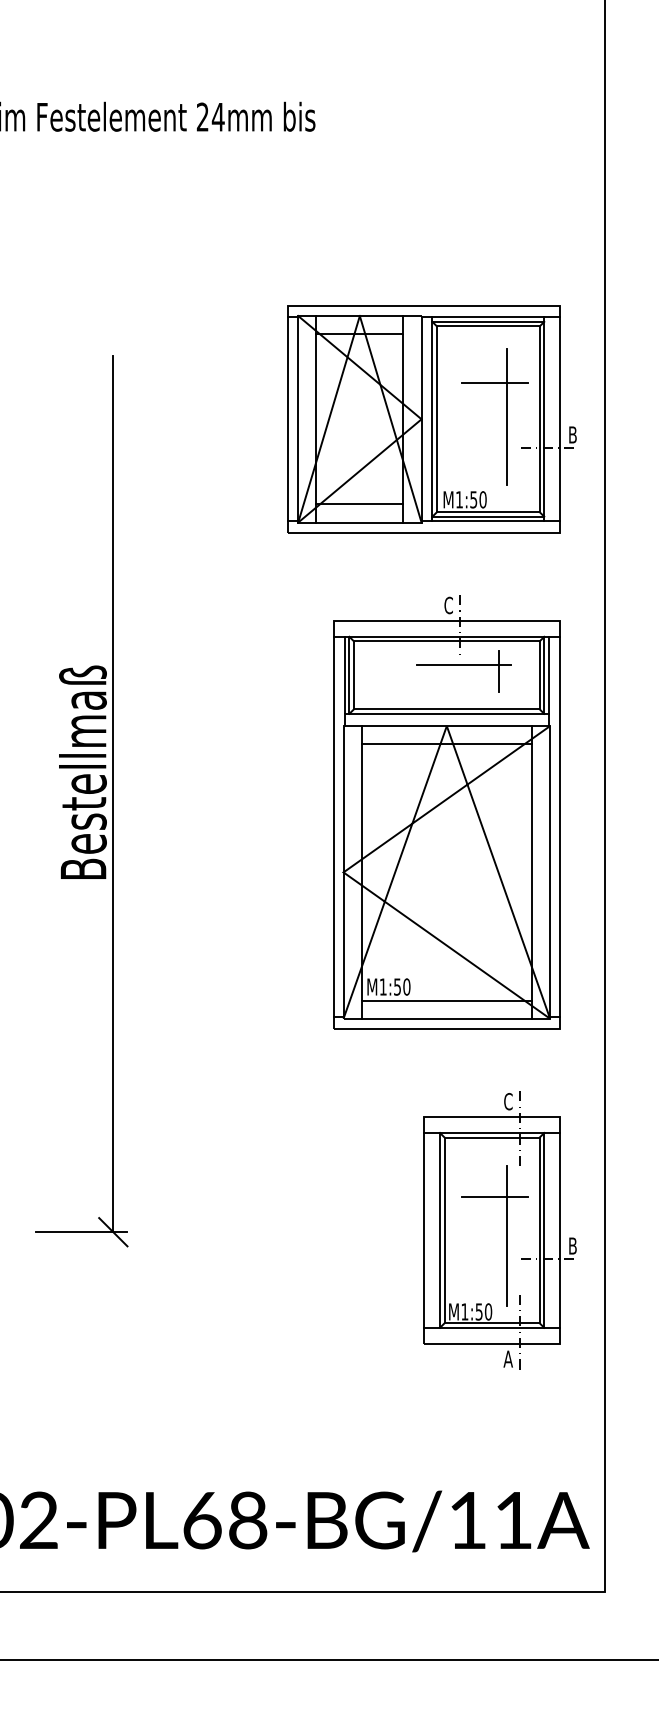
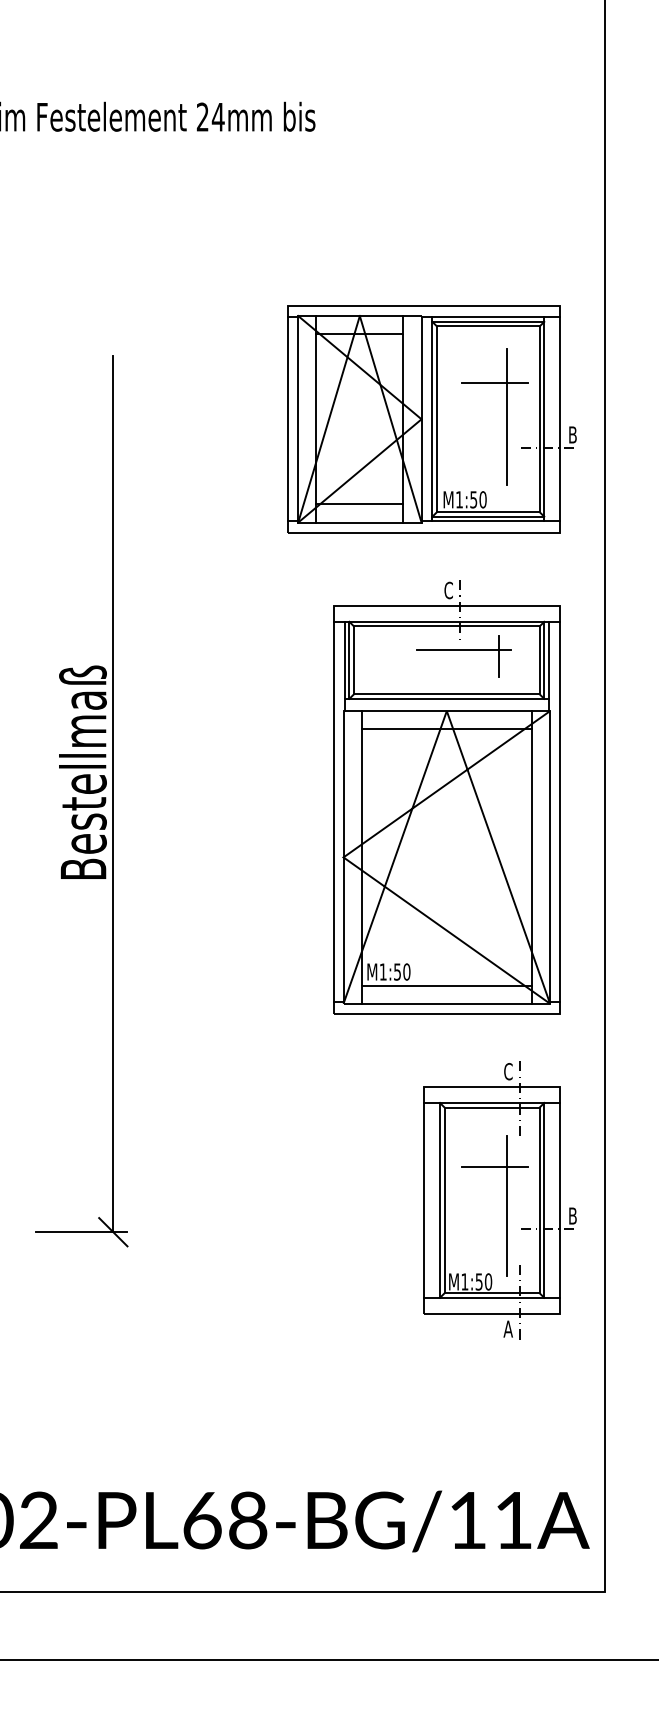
part position: (446, 812) -> (446, 797) (446, 797)
part position: (499, 1230) -> (499, 1200) (499, 1200)
